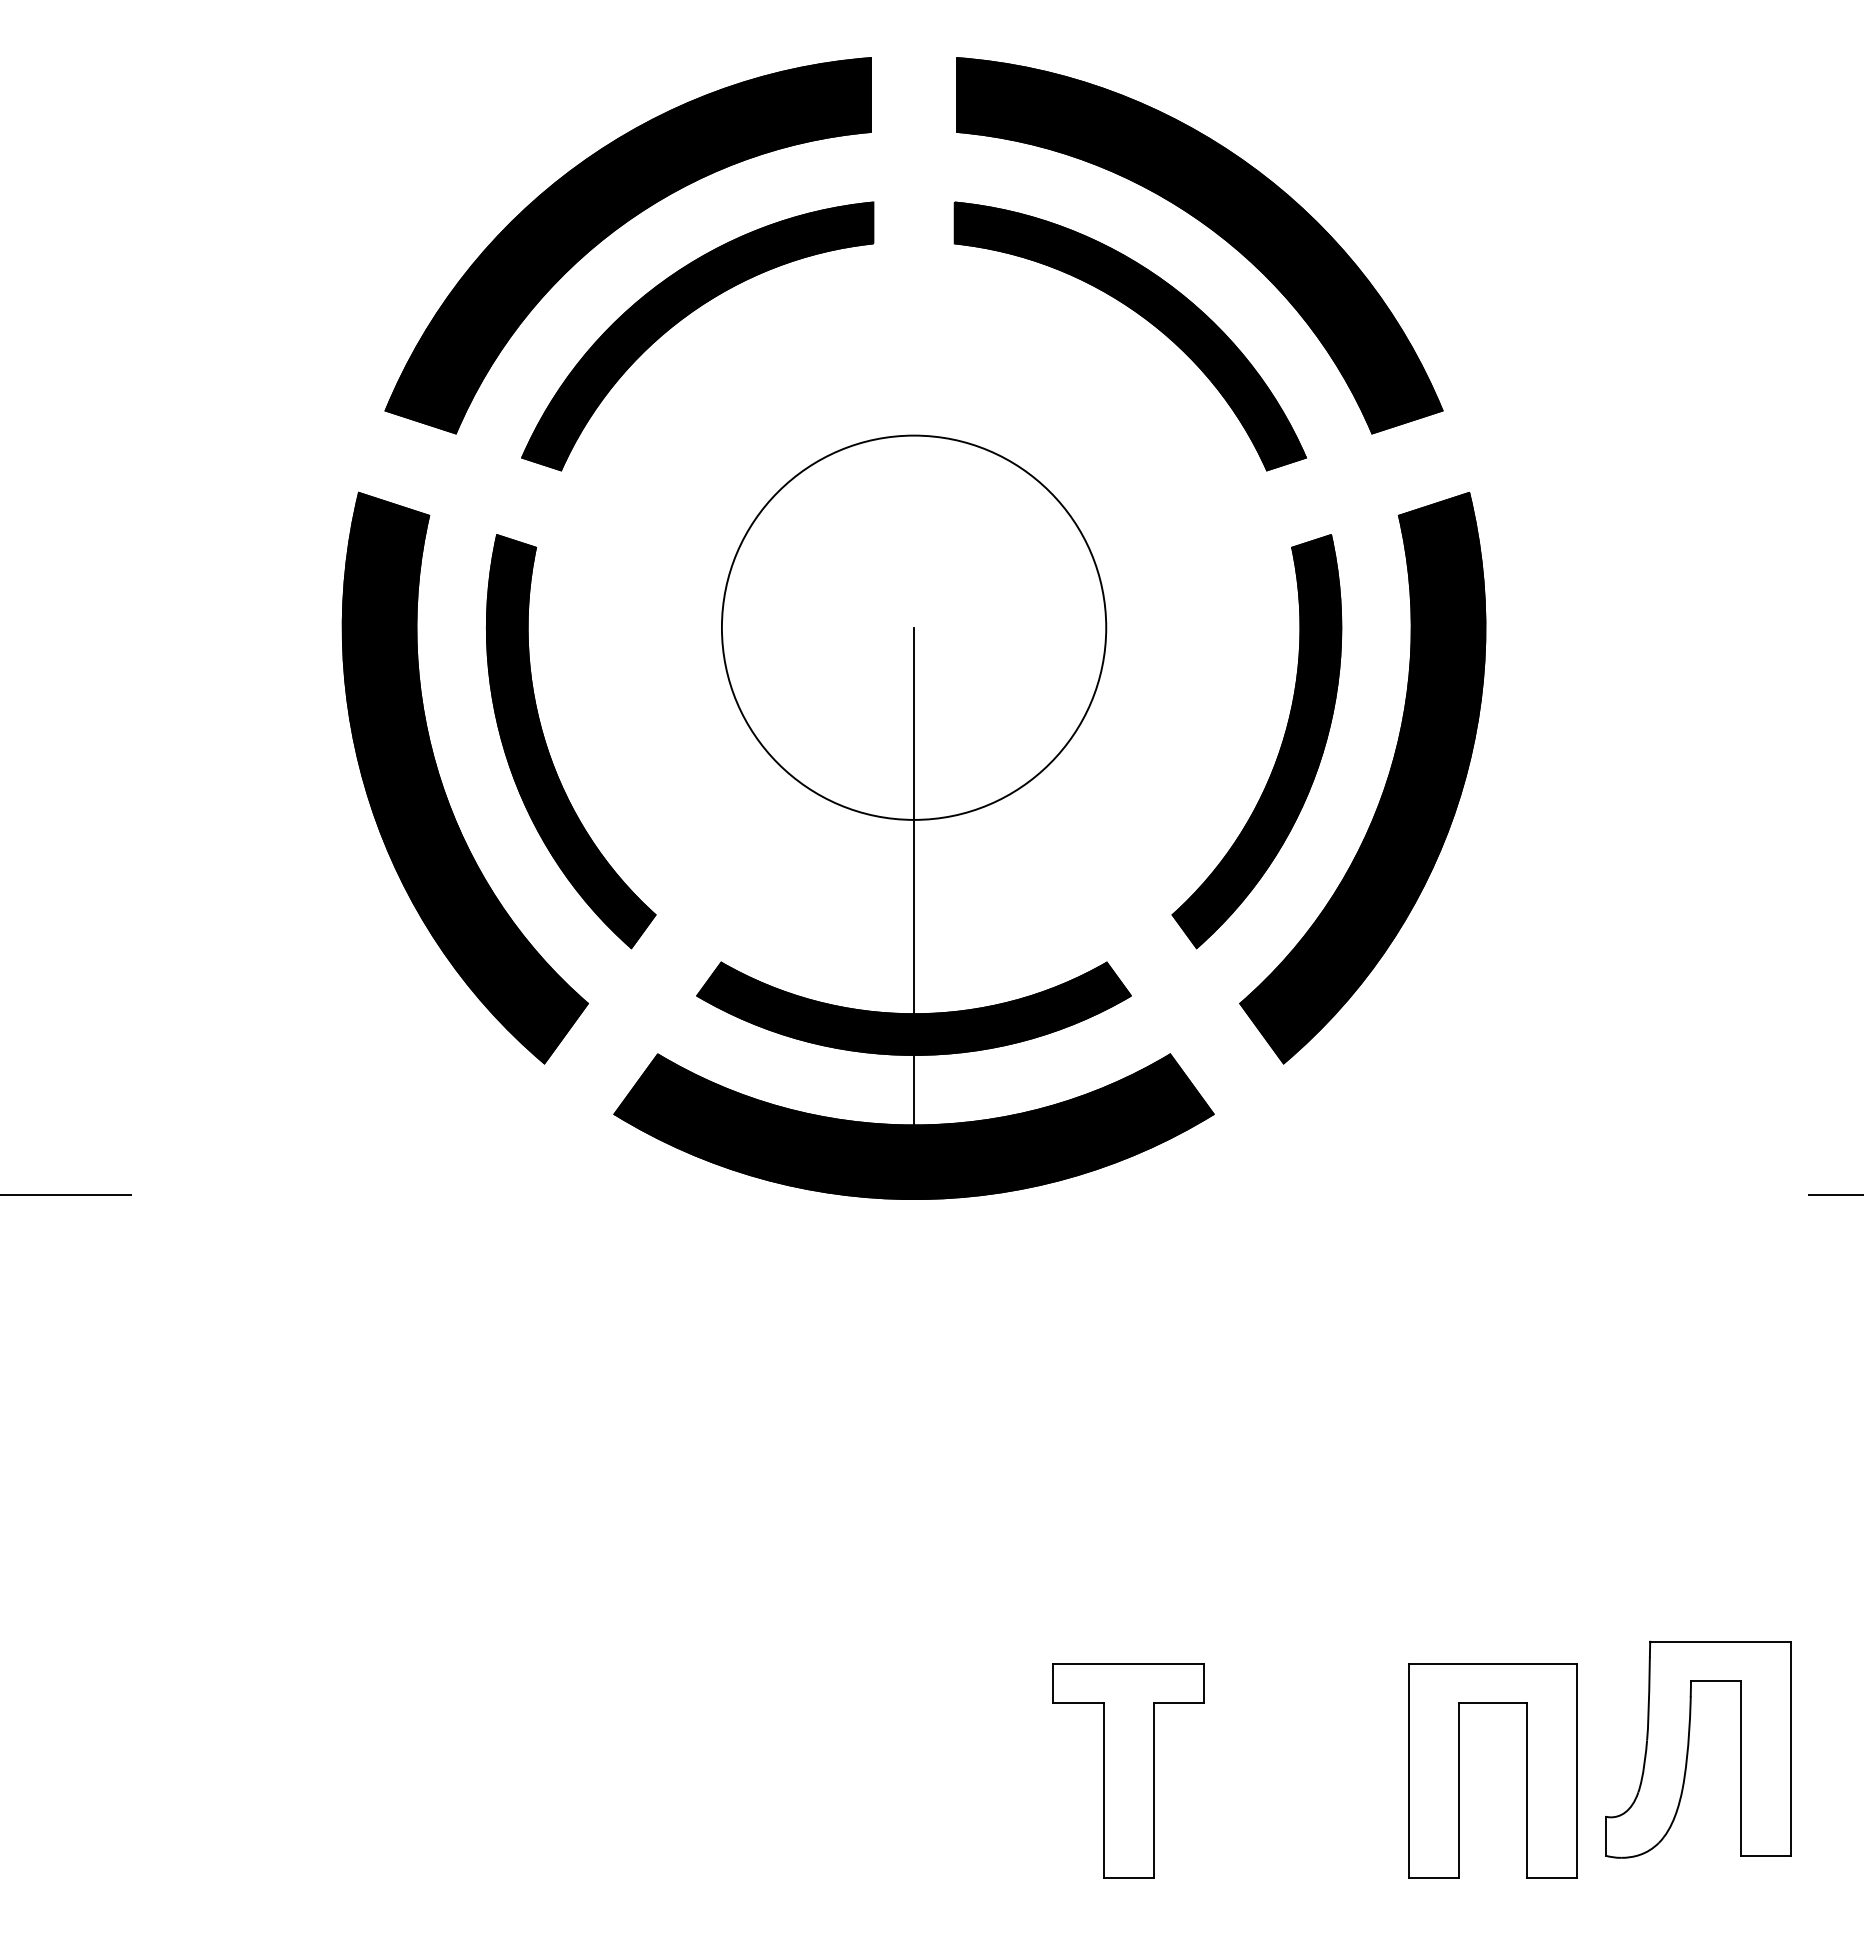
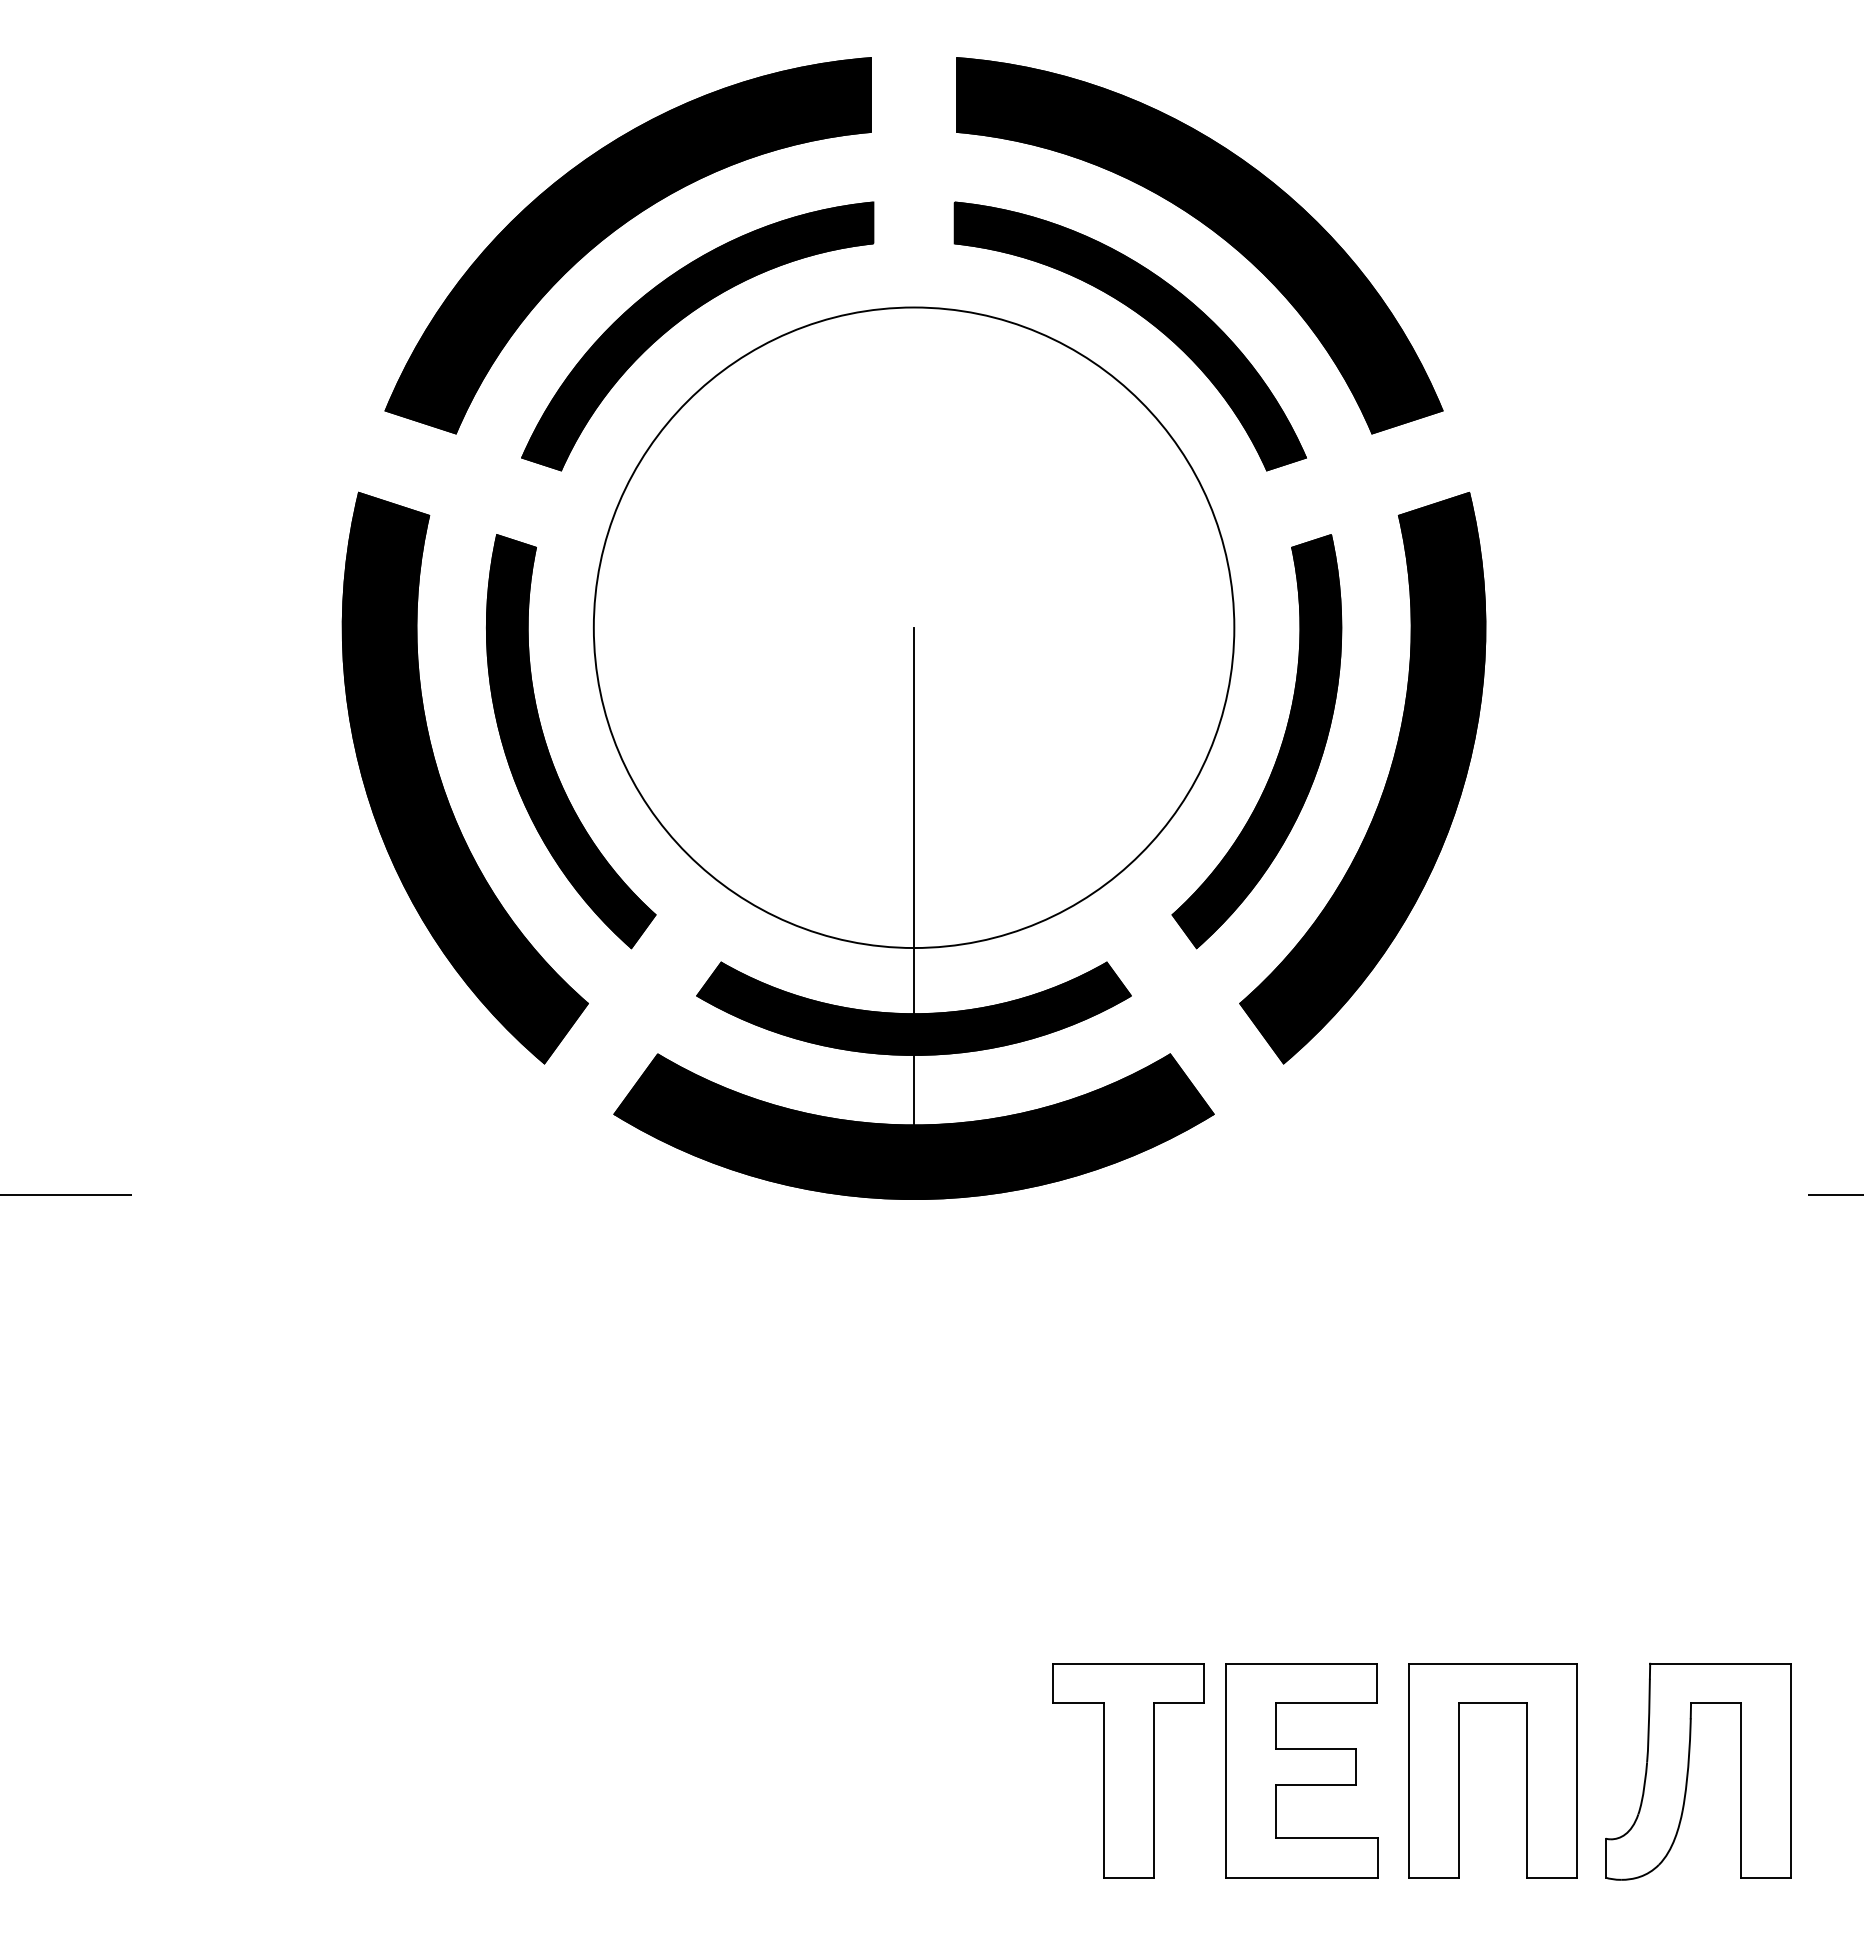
circle diameter: 384 px -> 641 px (913, 627)
part position: (1689, 1745) -> (1689, 1767) (1689, 1767)
part: none -> present (1301, 1770)
